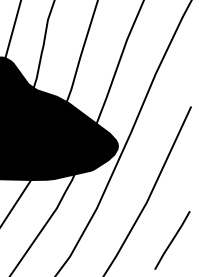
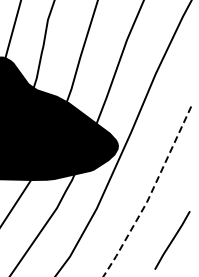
line: solid -> dashed (150, 195)
